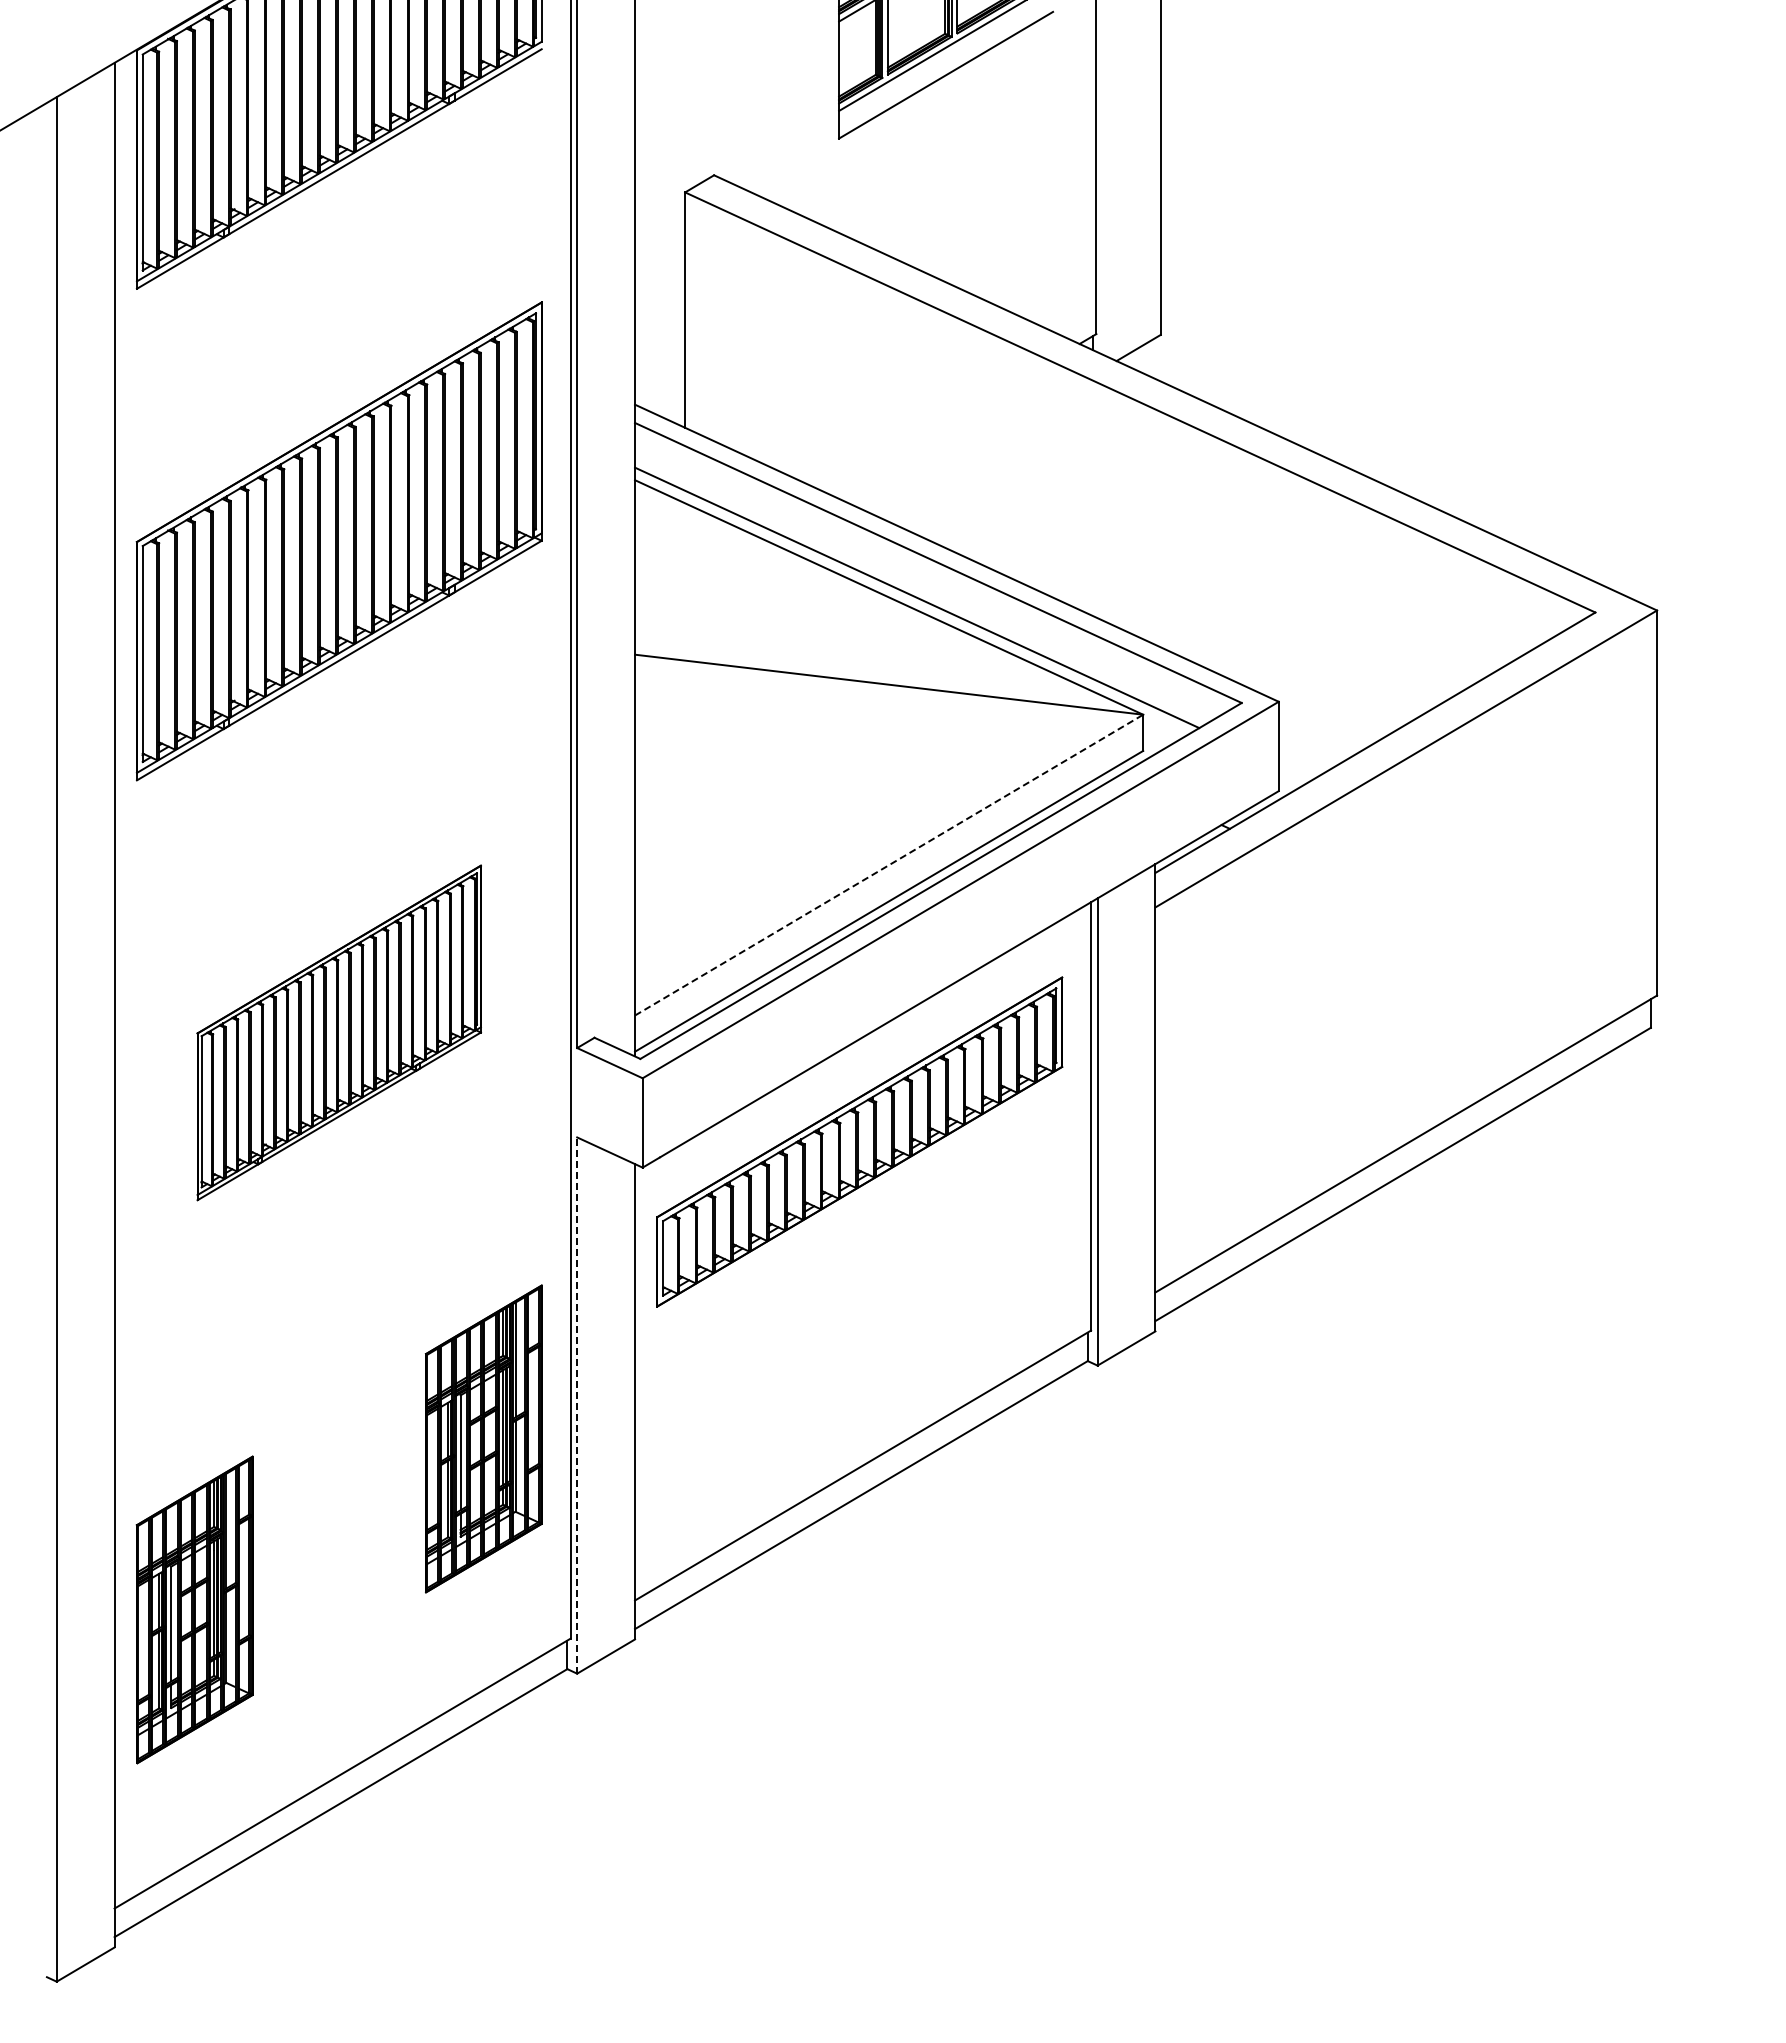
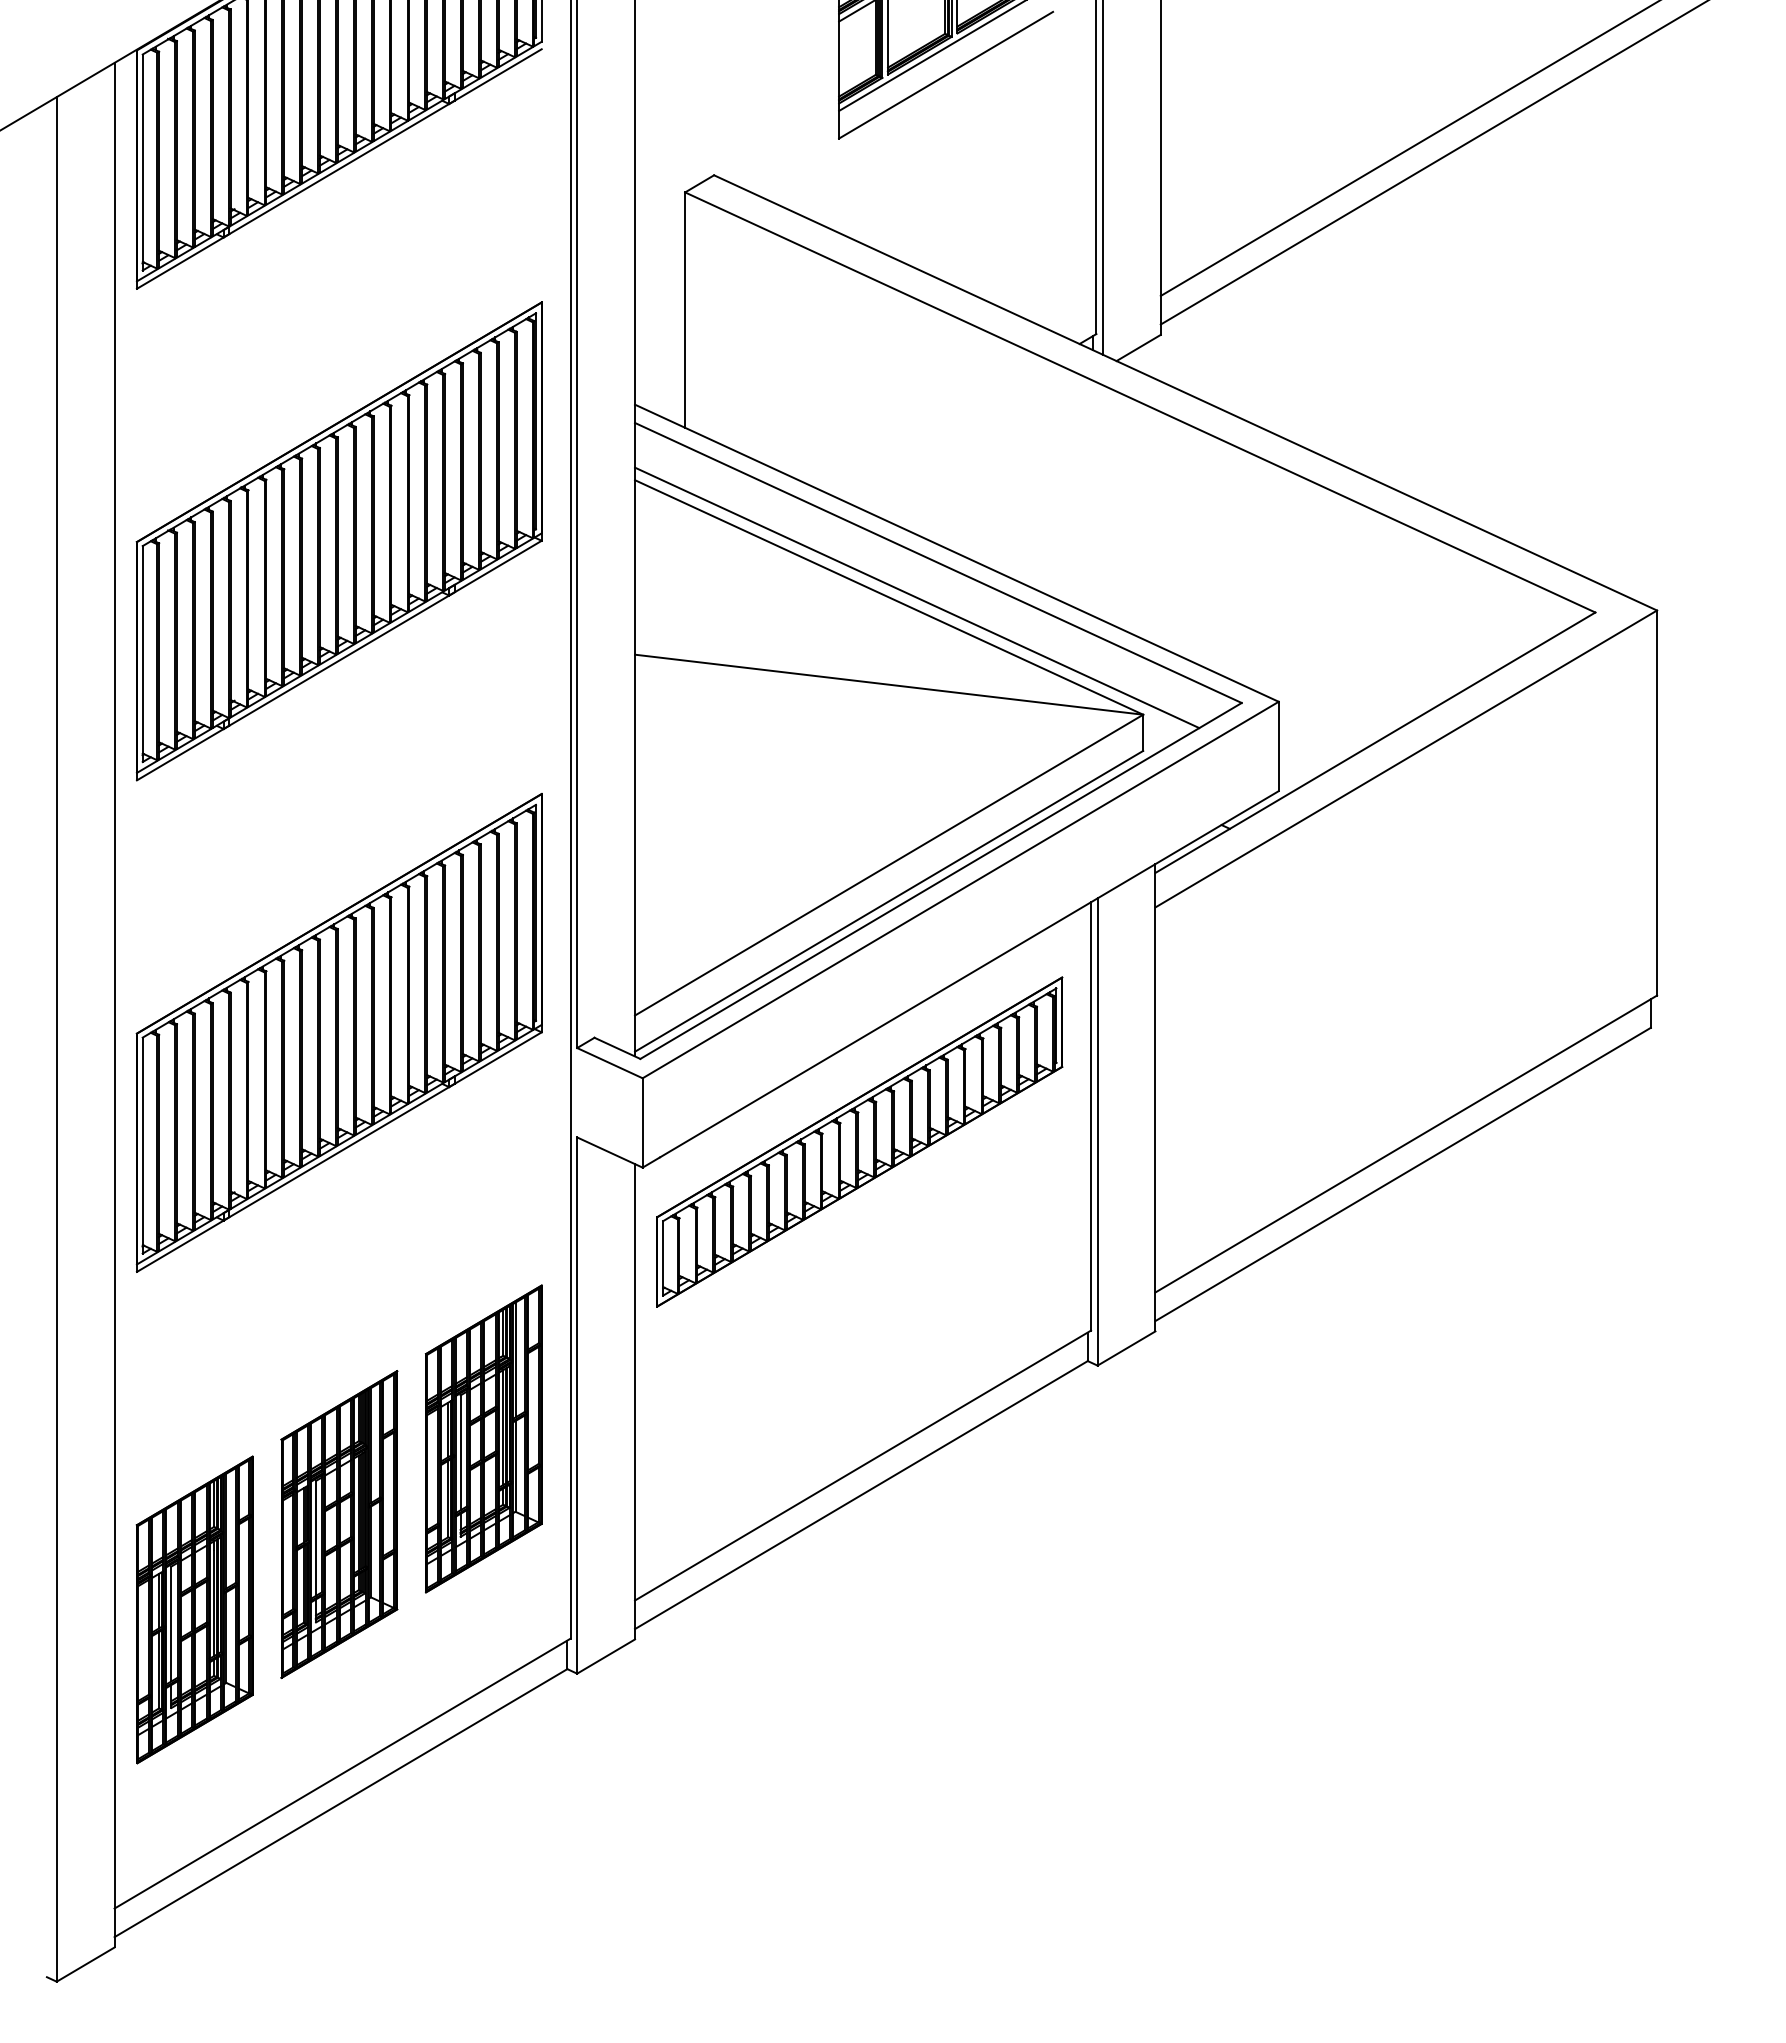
line: none -> present (1408, 148)
line: none -> present (1432, 163)
line: none -> present (1102, 178)
line: dashed -> solid (889, 864)
part size: 286x338 px -> 408x480 px (338, 1032)
line: dashed -> solid (577, 1405)
part: none -> present (339, 1524)
